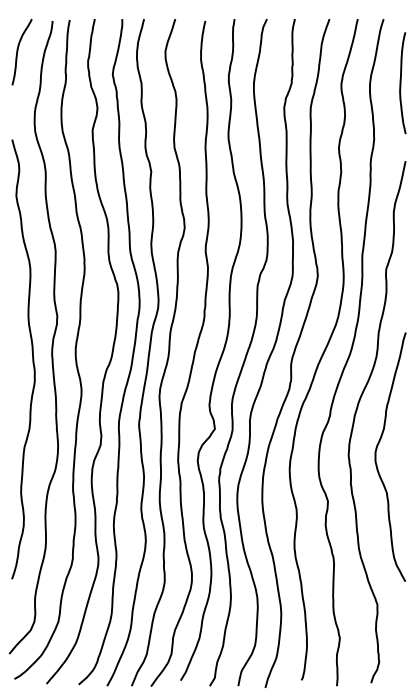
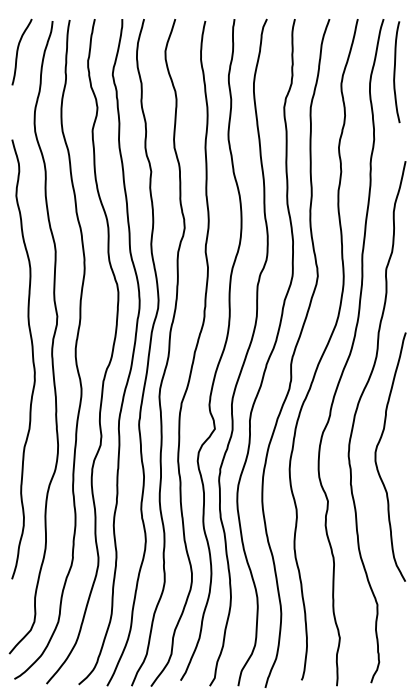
curve position: (401, 83) -> (395, 72) (395, 72)
